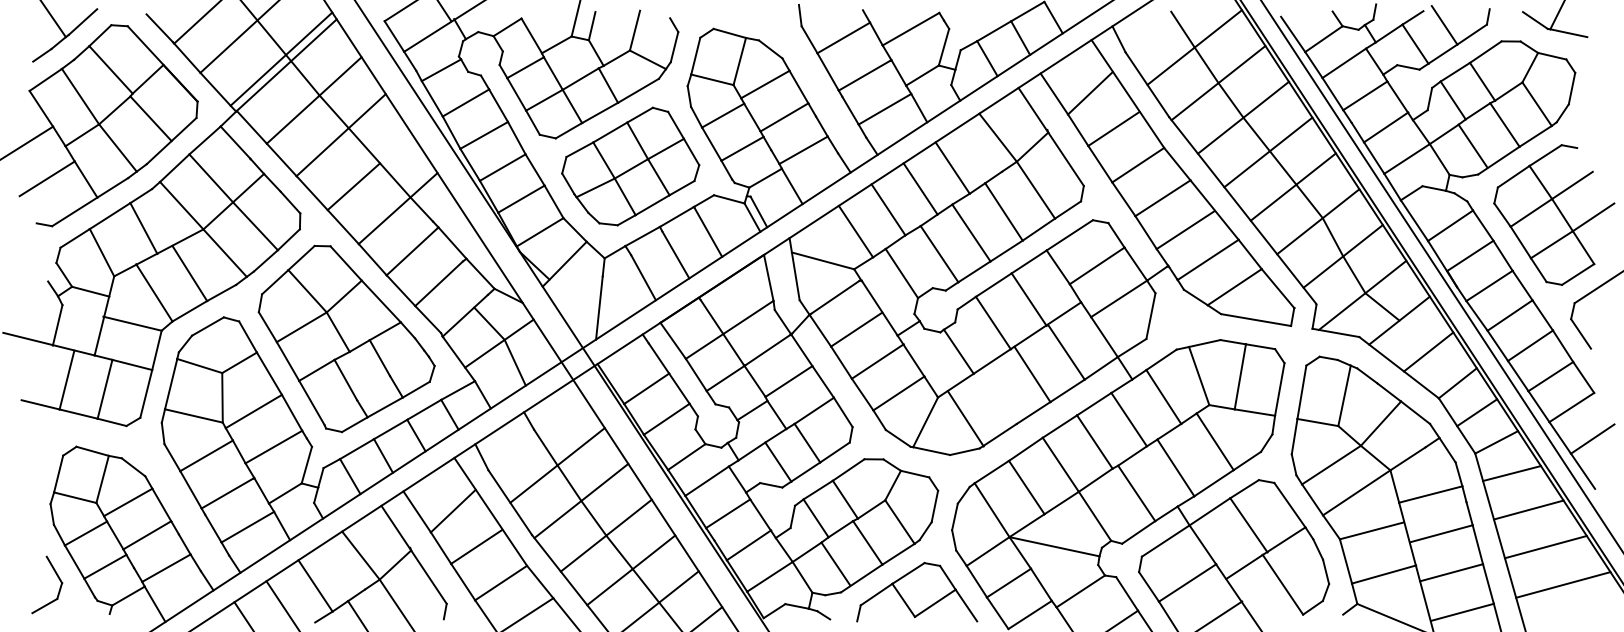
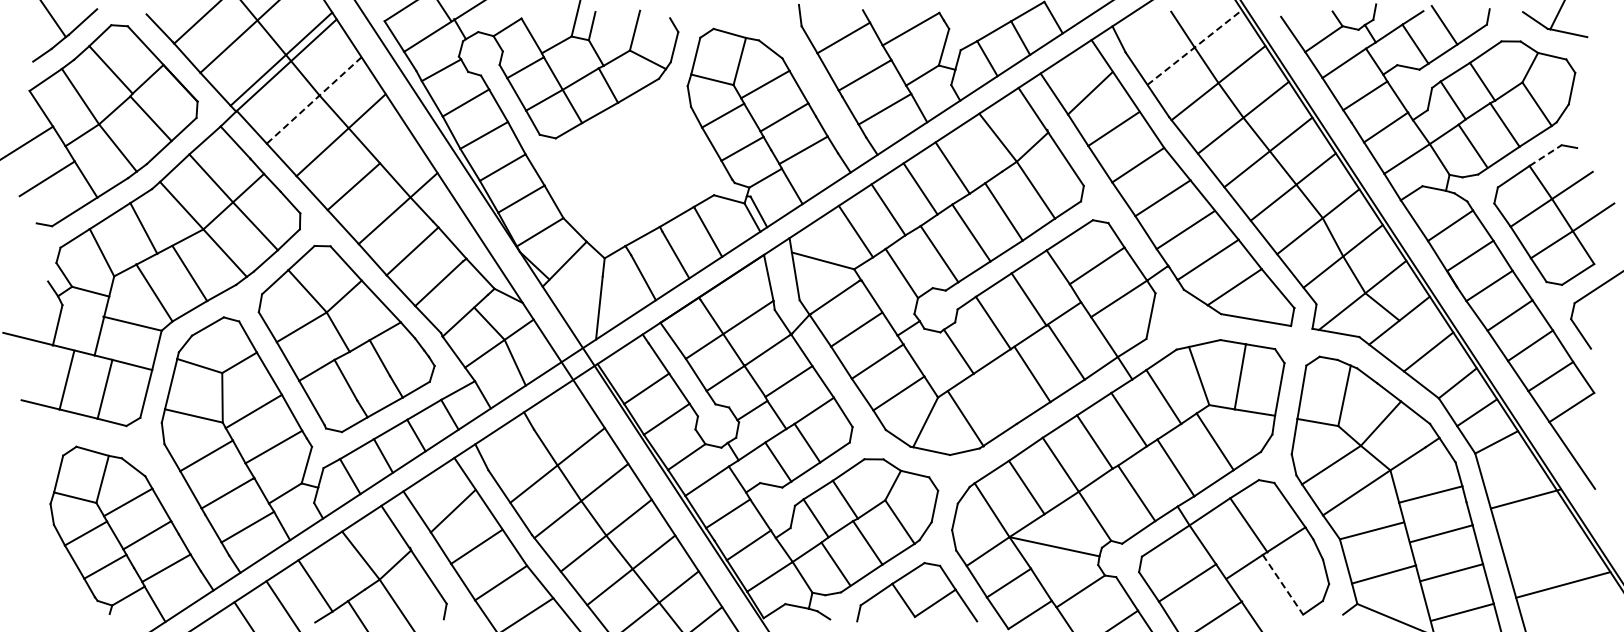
line: solid -> dashed (1195, 47)
line: solid -> dashed (313, 100)
line: solid -> dashed (1546, 155)
part: present -> none (630, 166)
line: present -> none (1441, 275)
line: present -> none (1592, 438)
line: present -> none (1511, 473)
line position: (1528, 509) -> (1525, 498) (1525, 498)
line: present -> none (1545, 546)
part: present -> none (58, 579)
line: solid -> dashed (1283, 585)
